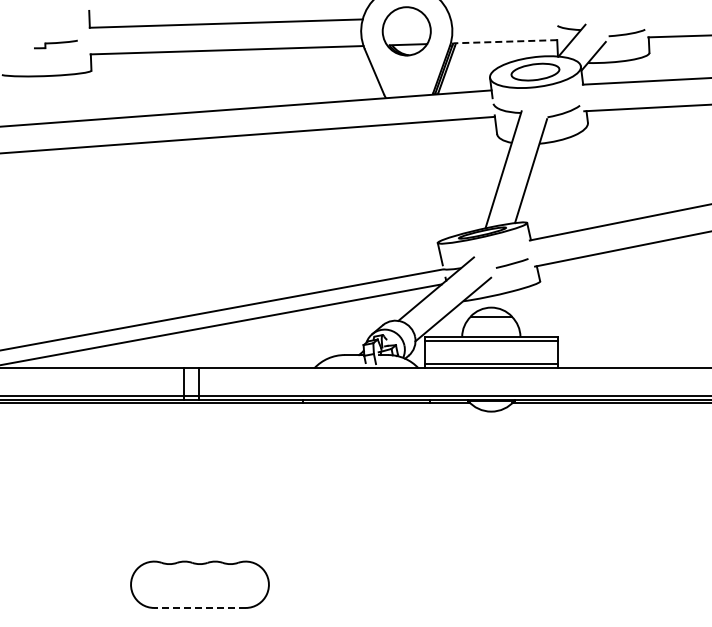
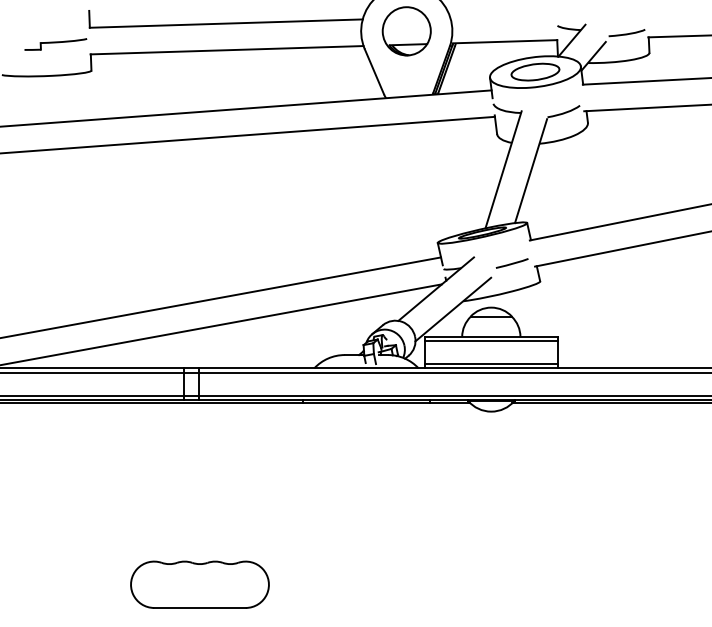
line: dashed -> solid (505, 41)
part size: 44x11 px -> 64x13 px (55, 44)
line position: (222, 309) -> (221, 297) (221, 297)
line: none -> present (355, 372)
line: dashed -> solid (199, 607)
